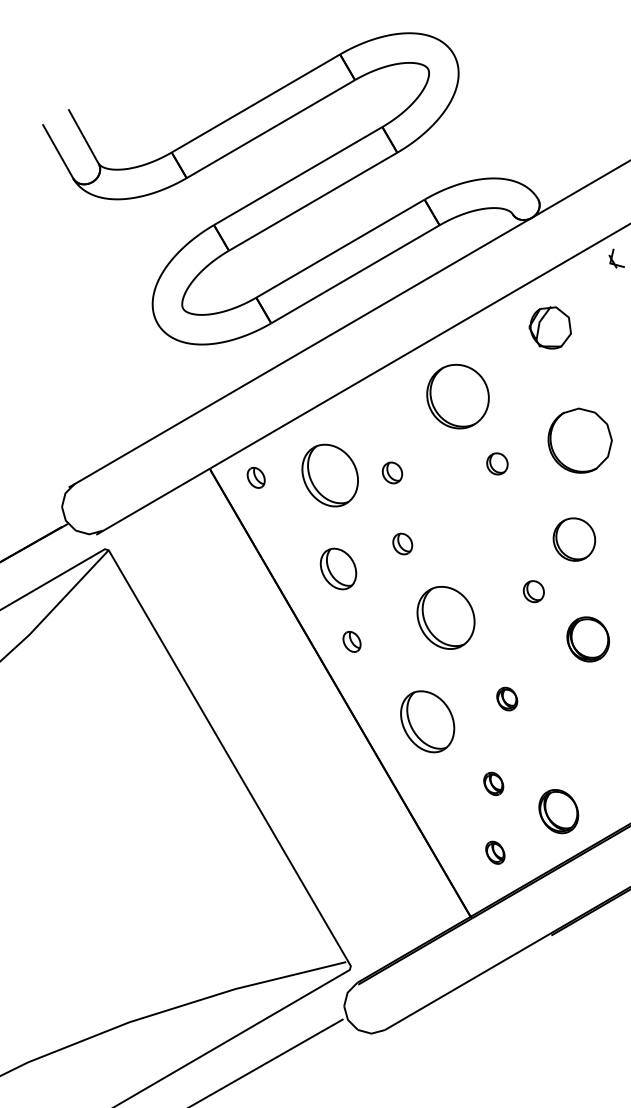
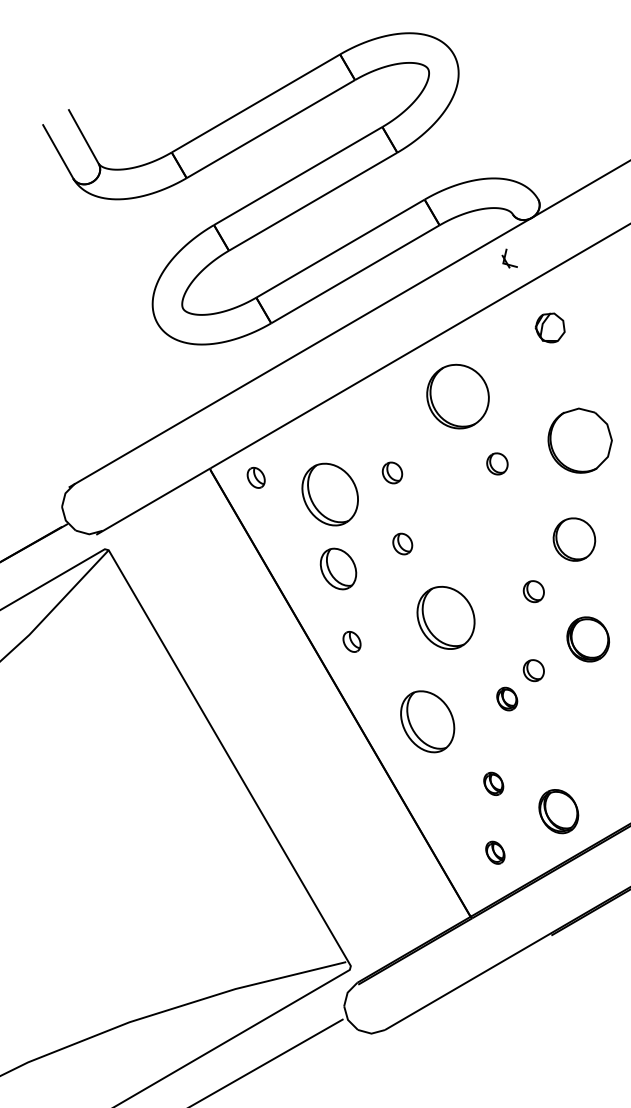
part position: (616, 258) -> (509, 258) (509, 258)
part size: 44x44 px -> 32x32 px (549, 327)
part position: (329, 475) -> (329, 494) (329, 494)
part: none -> present (533, 670)
